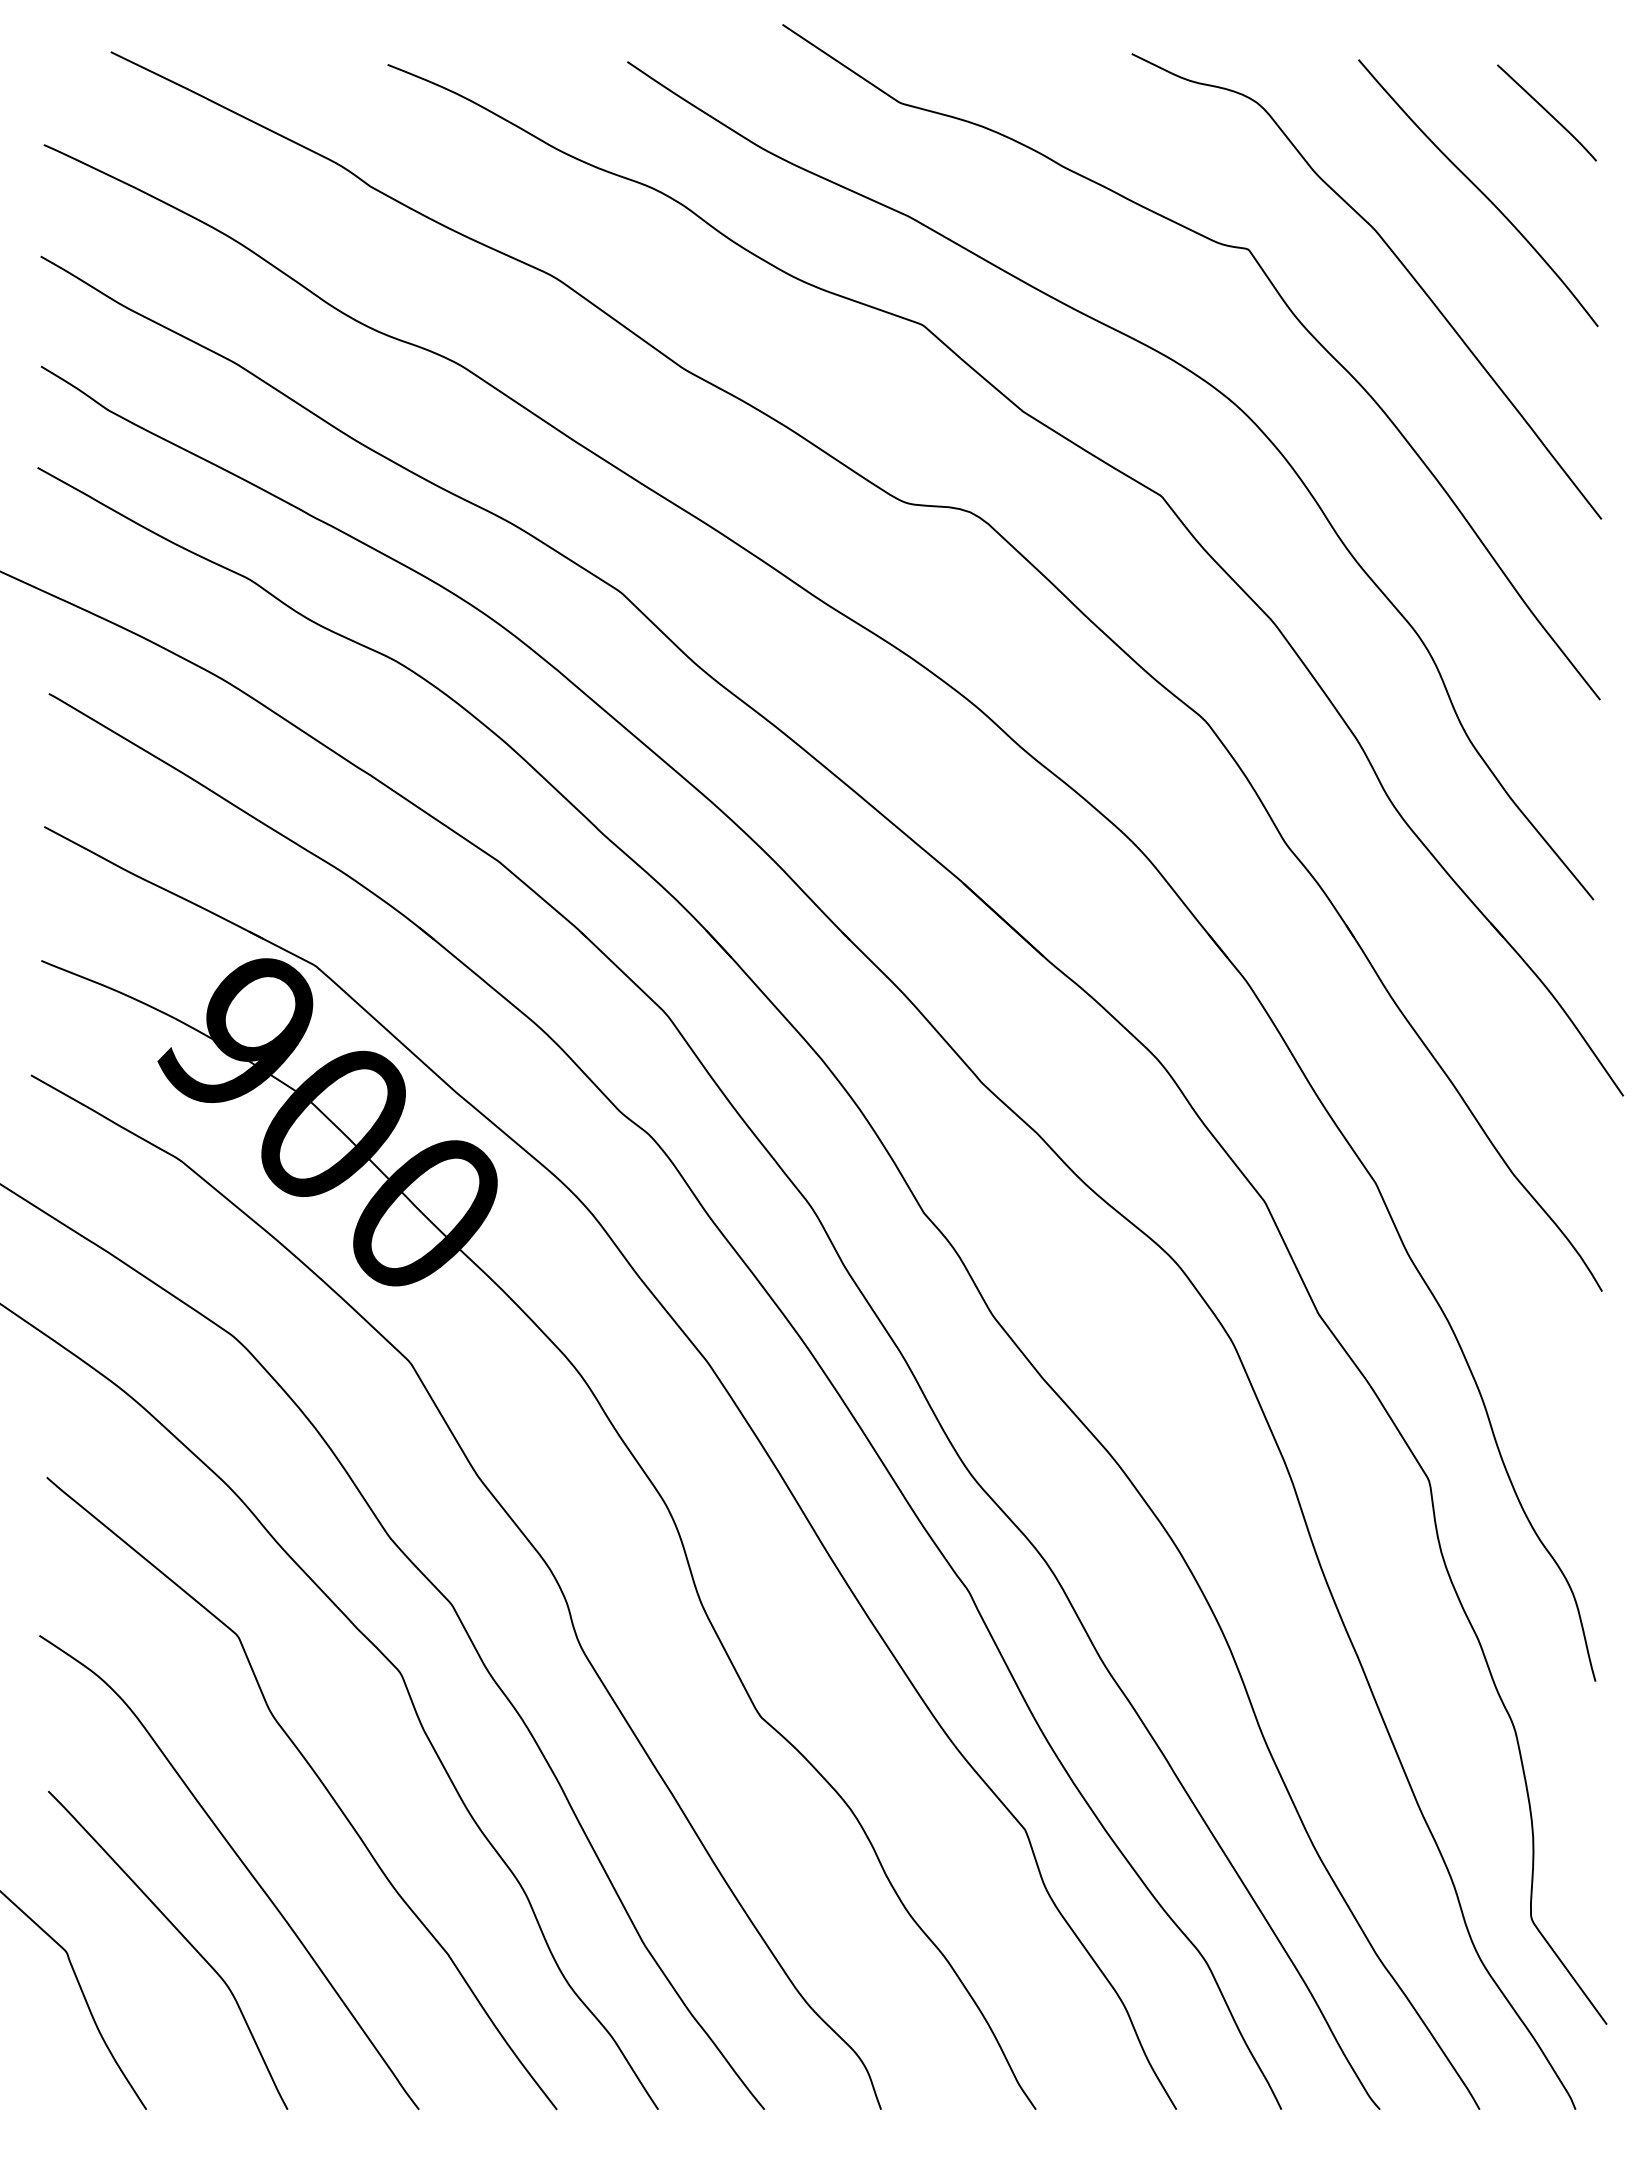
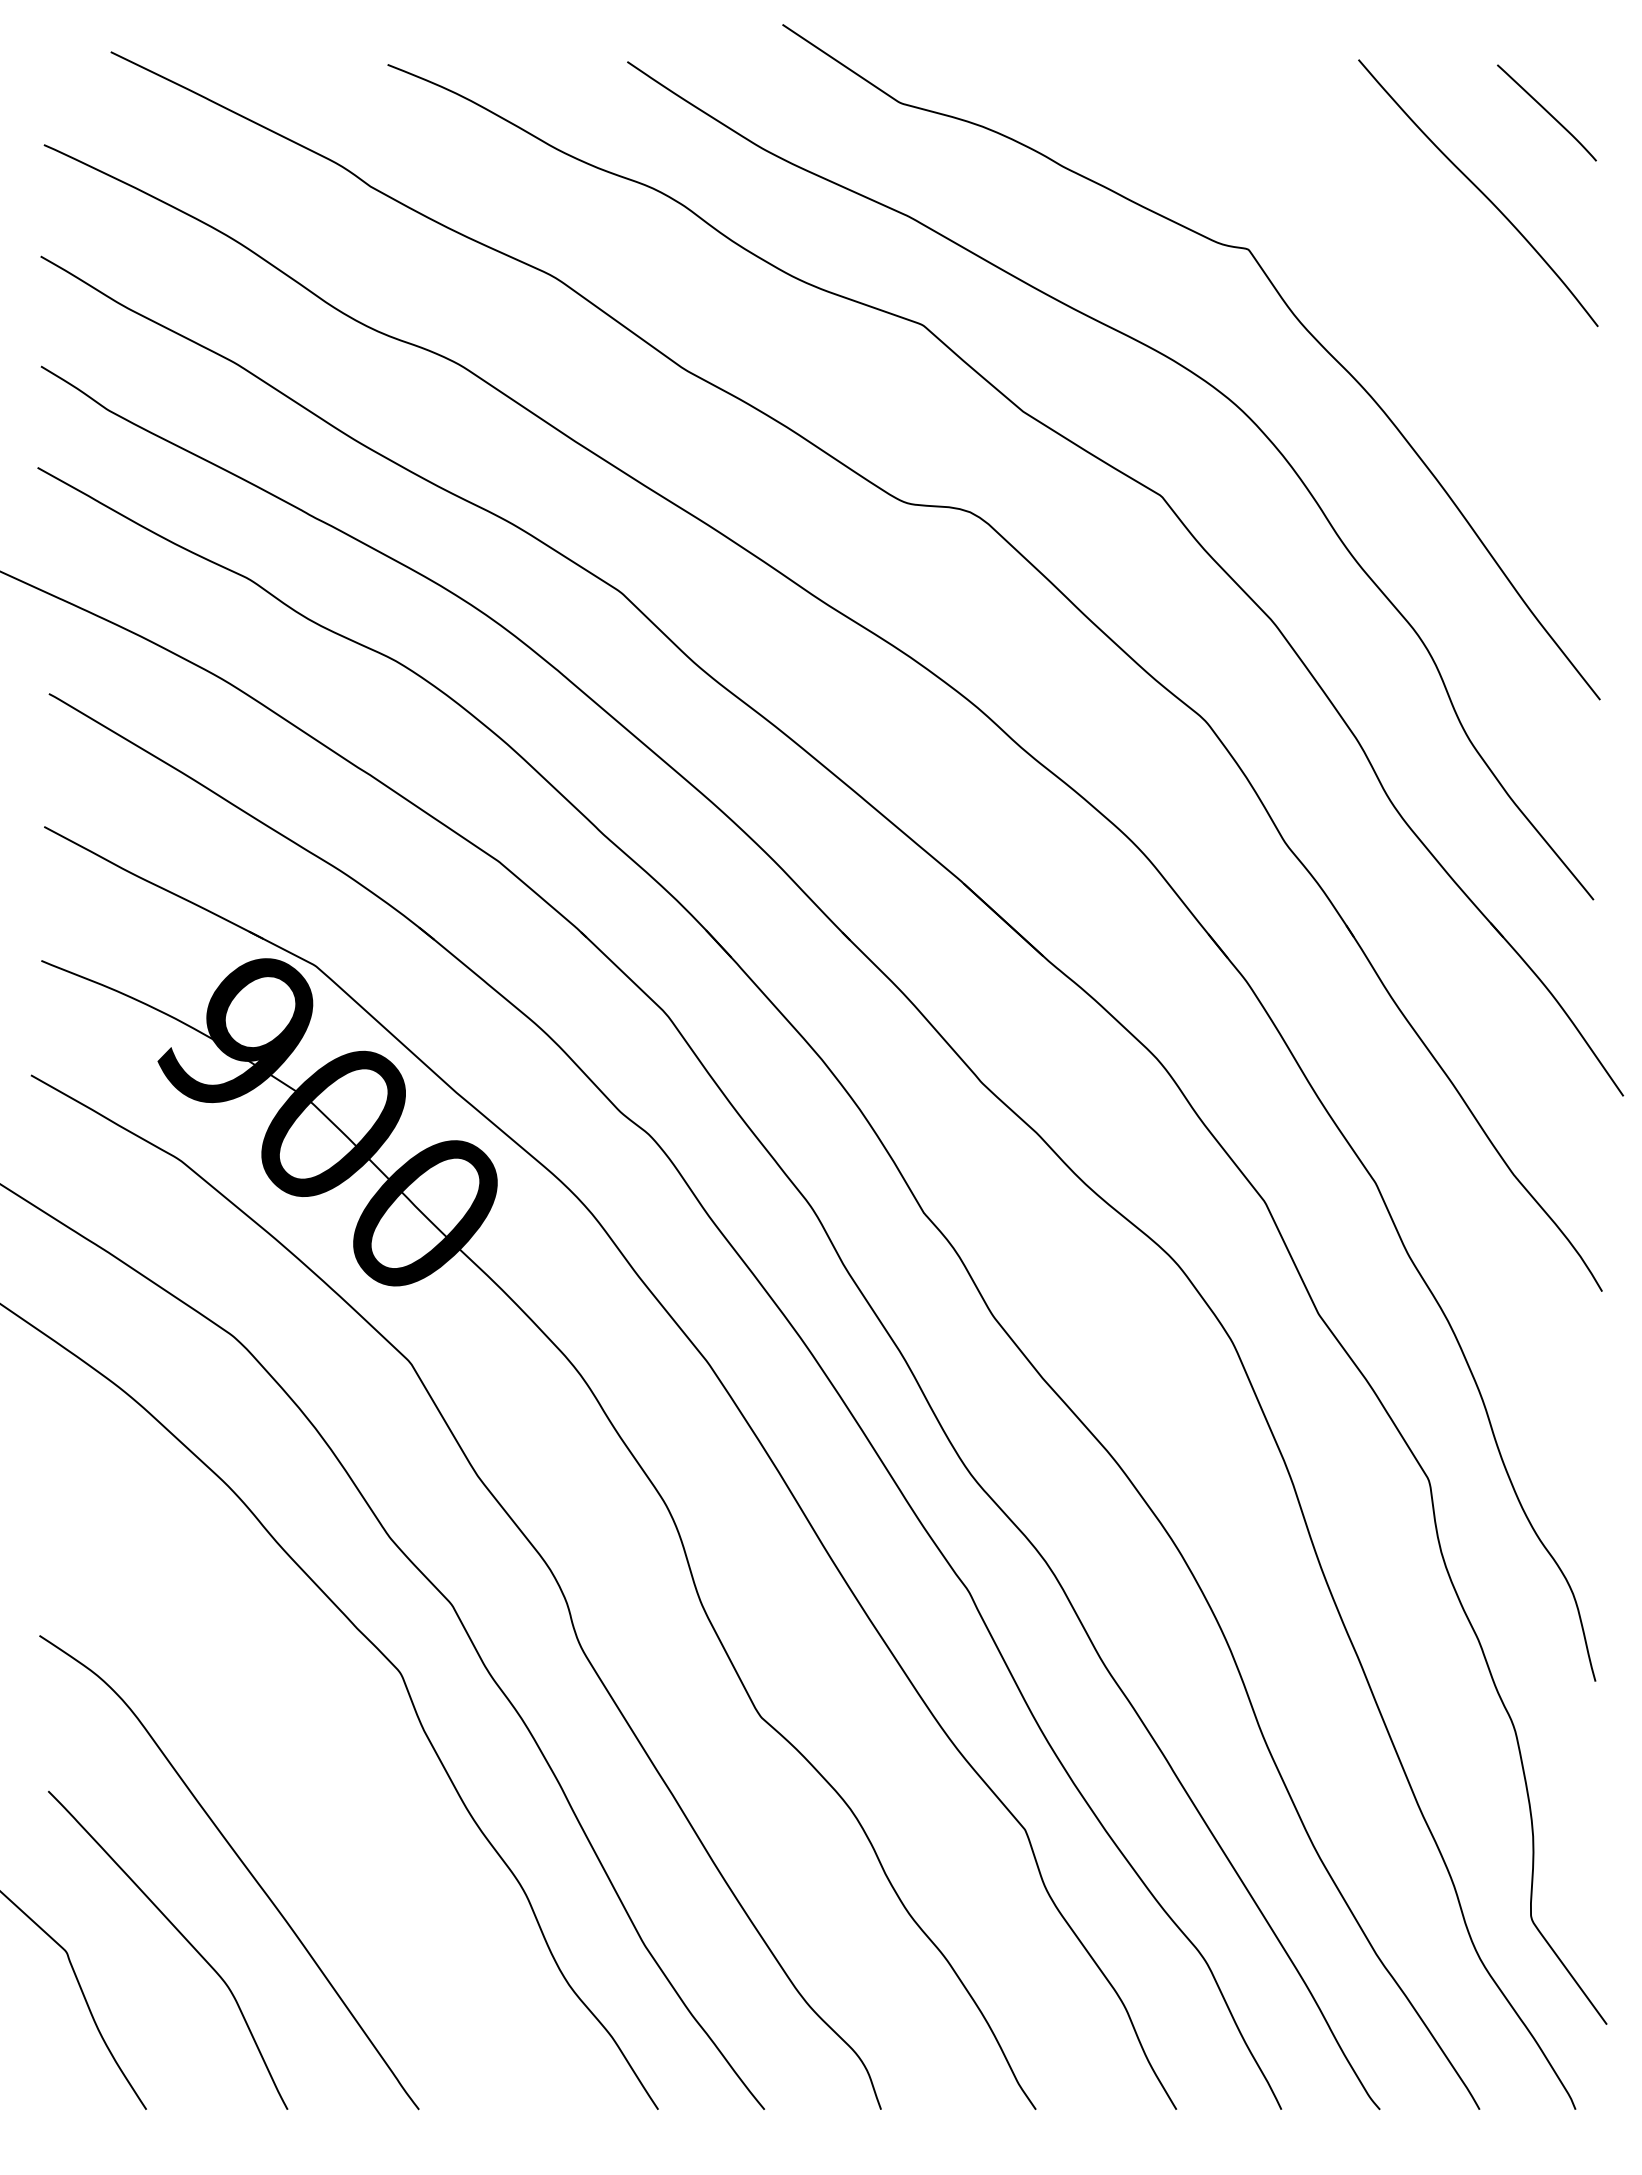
curve: present -> none (1396, 258)
curve: present -> none (320, 1782)
